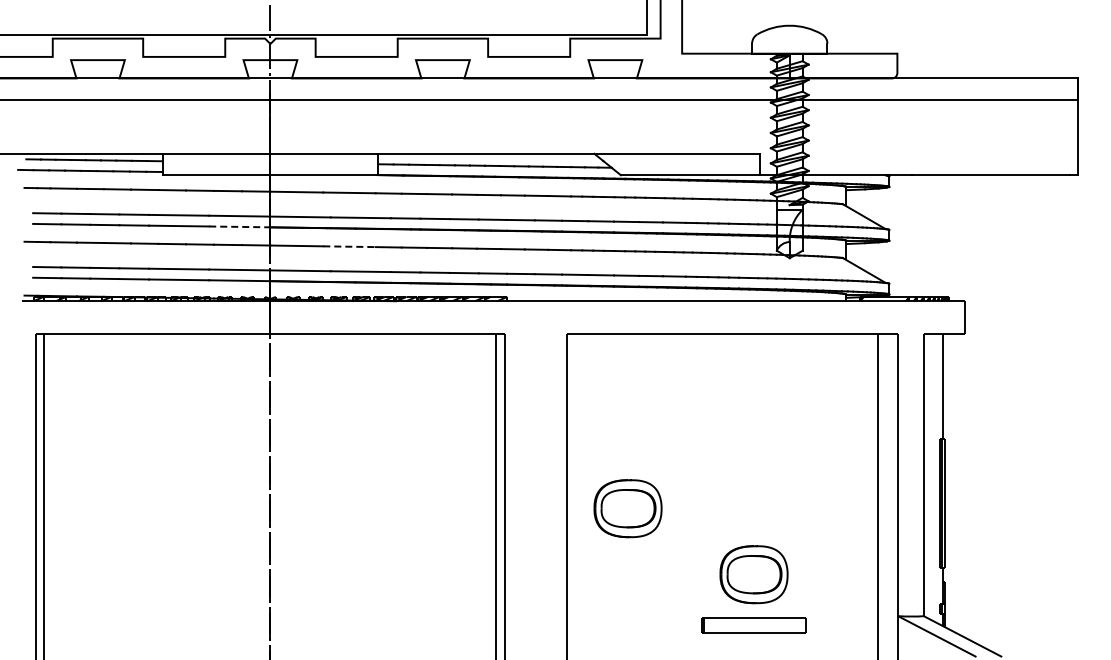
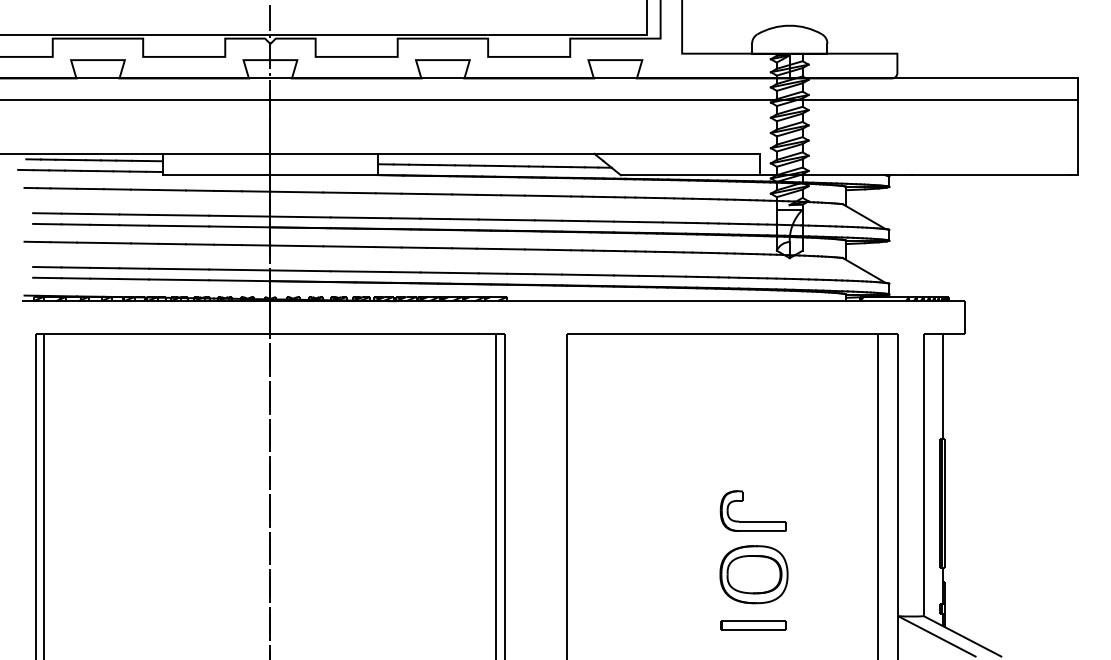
line: dashed -> solid (240, 226)
line: dashed -> solid (350, 246)
part: present -> none (627, 508)
part: none -> present (752, 521)
part size: 106x17 px -> 67x11 px (753, 625)
